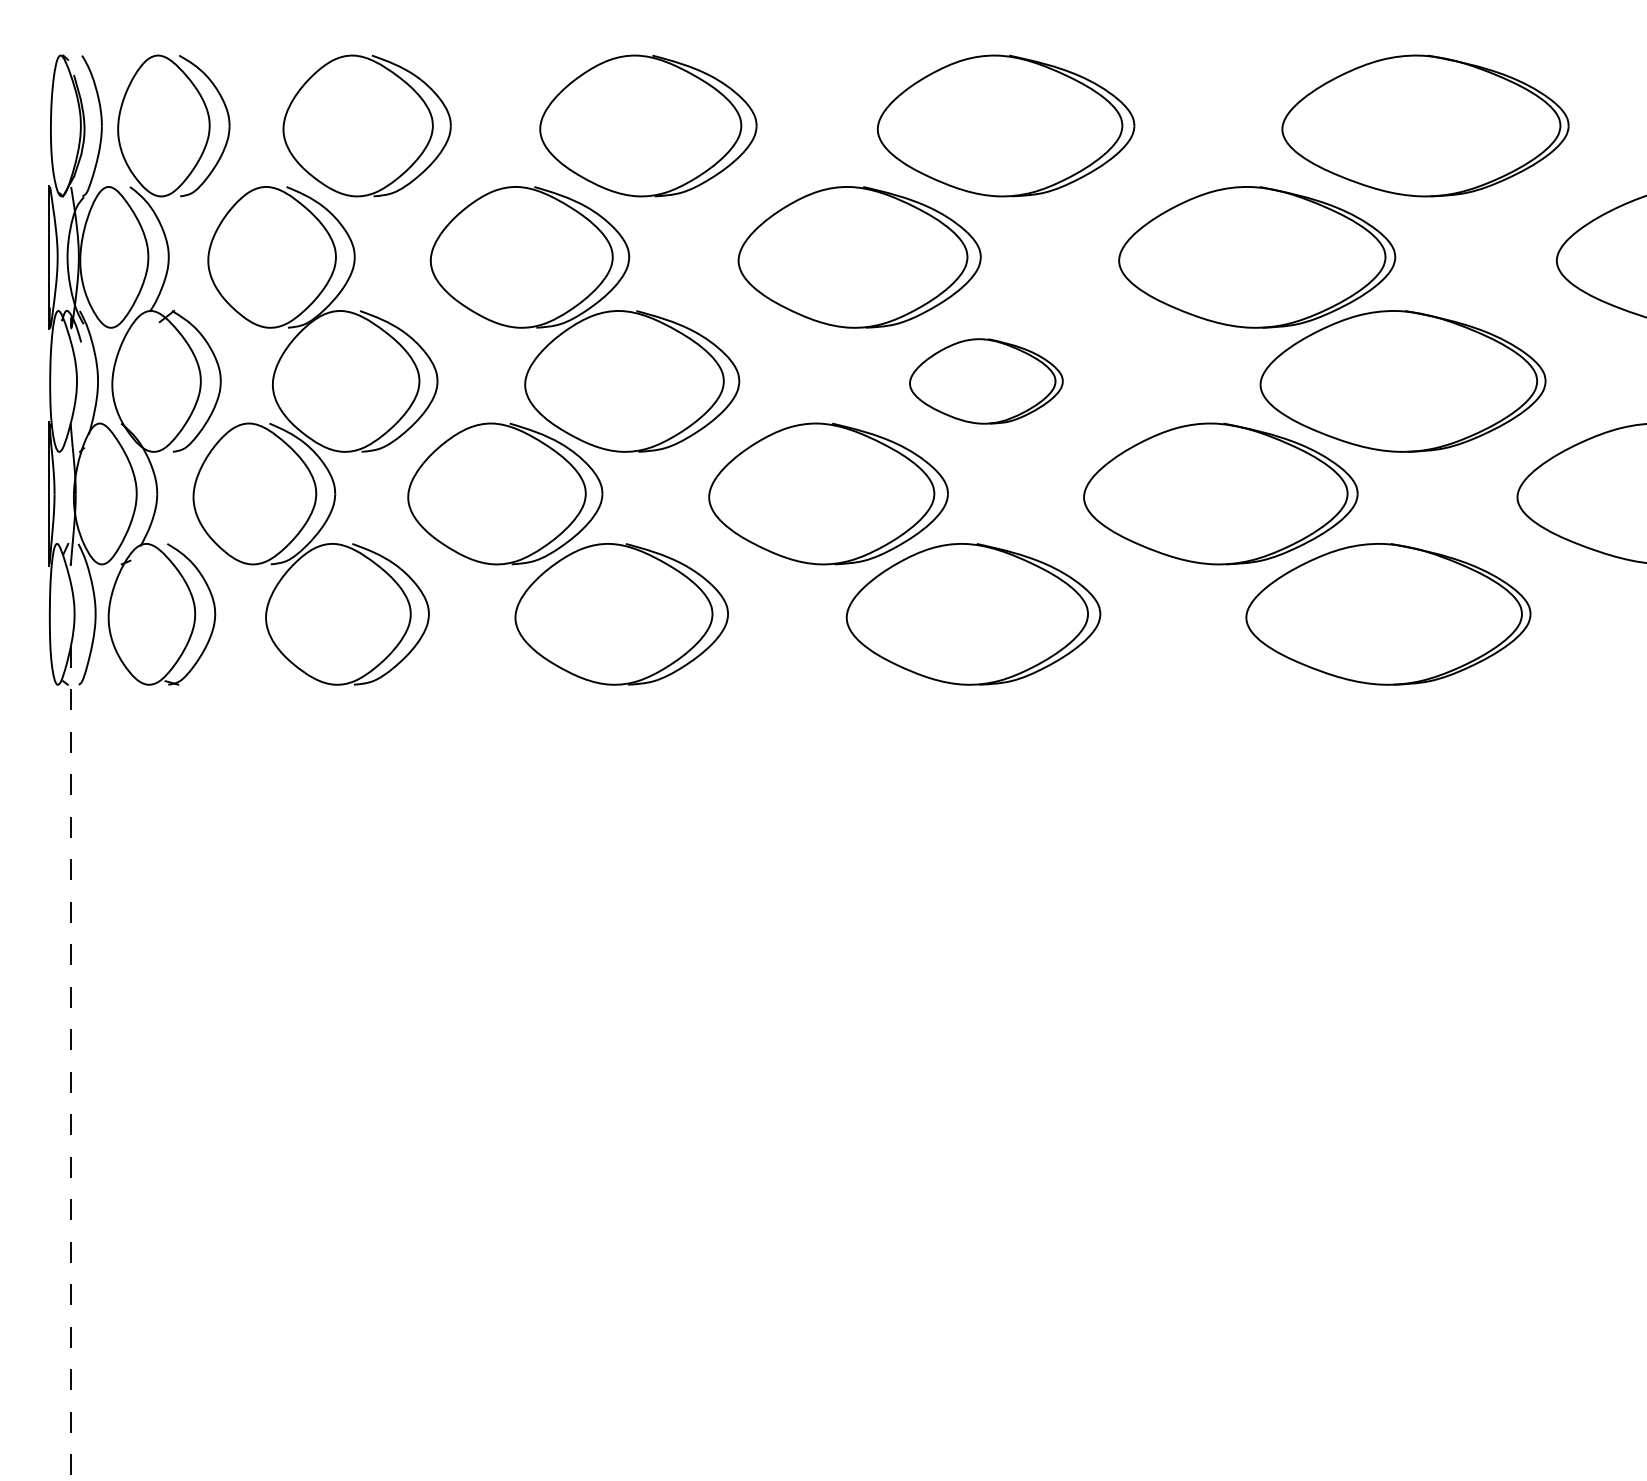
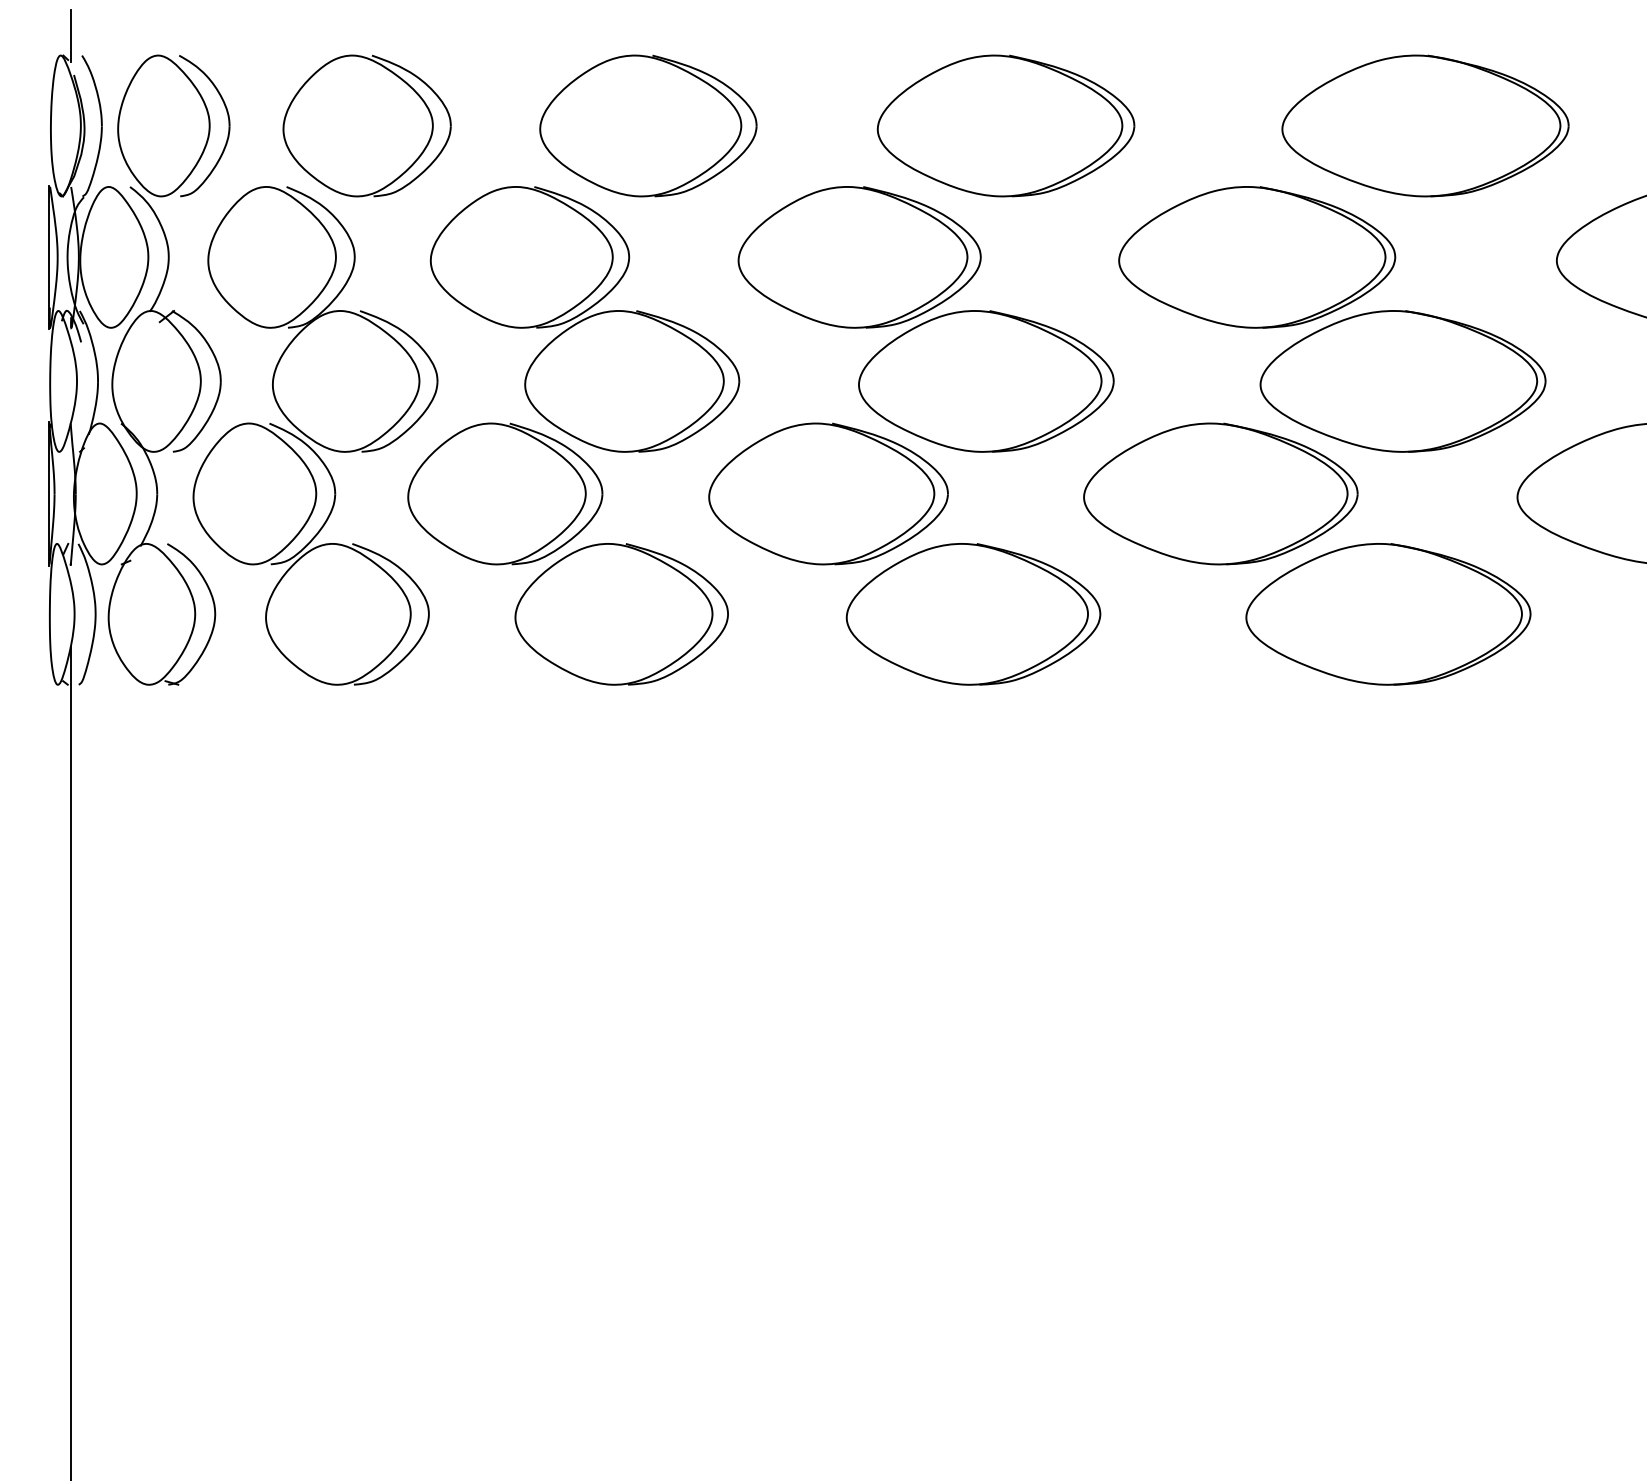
line: none -> present (70, 35)
part size: 155x87 px -> 257x143 px (986, 381)
line: dashed -> solid (70, 1064)
